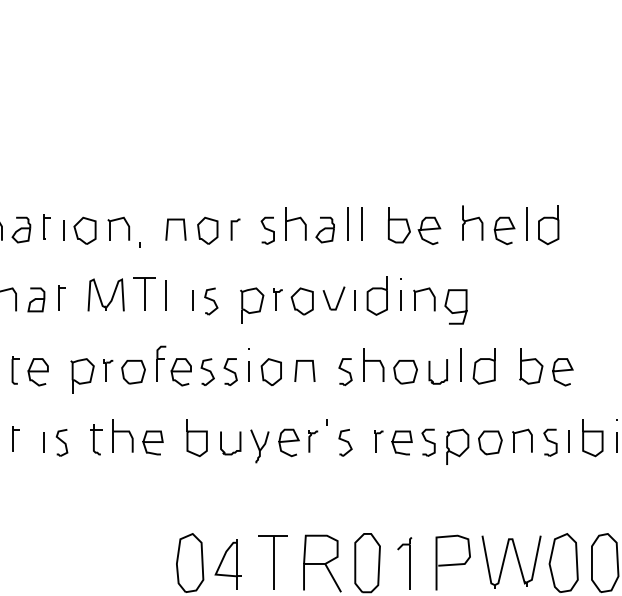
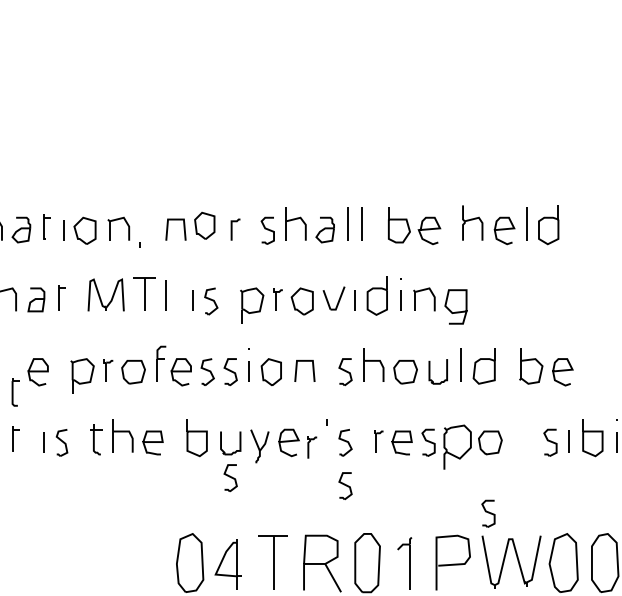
part position: (207, 230) -> (204, 225) (204, 225)
part position: (15, 370) -> (15, 392) (15, 392)
part: present -> none (522, 432)
part position: (313, 441) -> (312, 447) (312, 447)
part size: 24x37 px -> 29x46 px (457, 446)
part: none -> present (230, 478)
part: none -> present (345, 486)
part: none -> present (488, 513)
